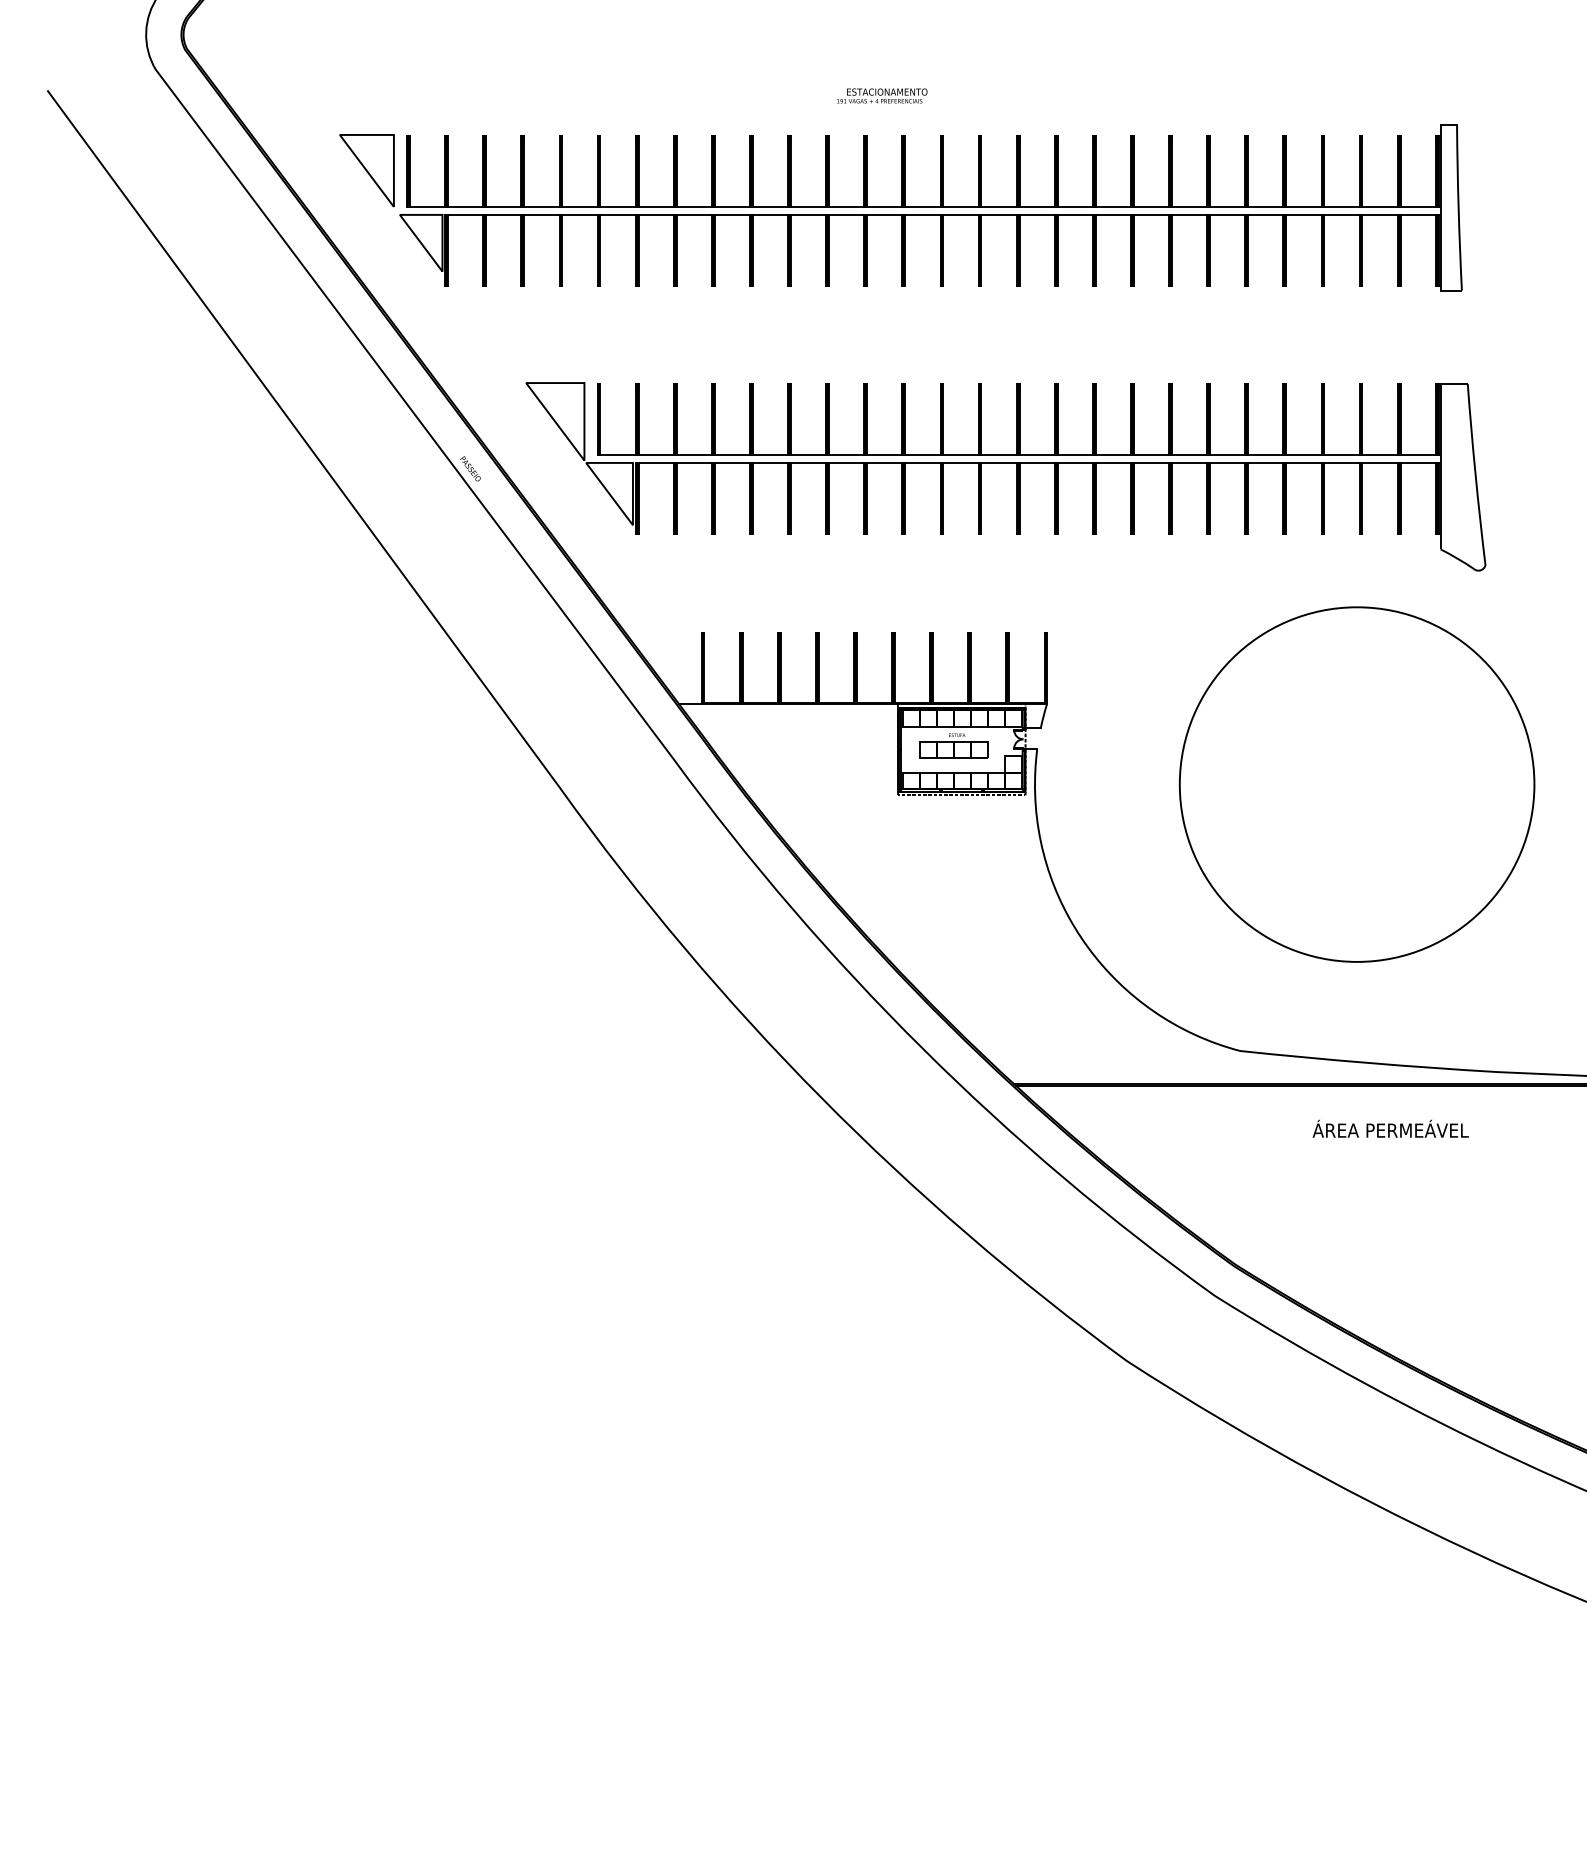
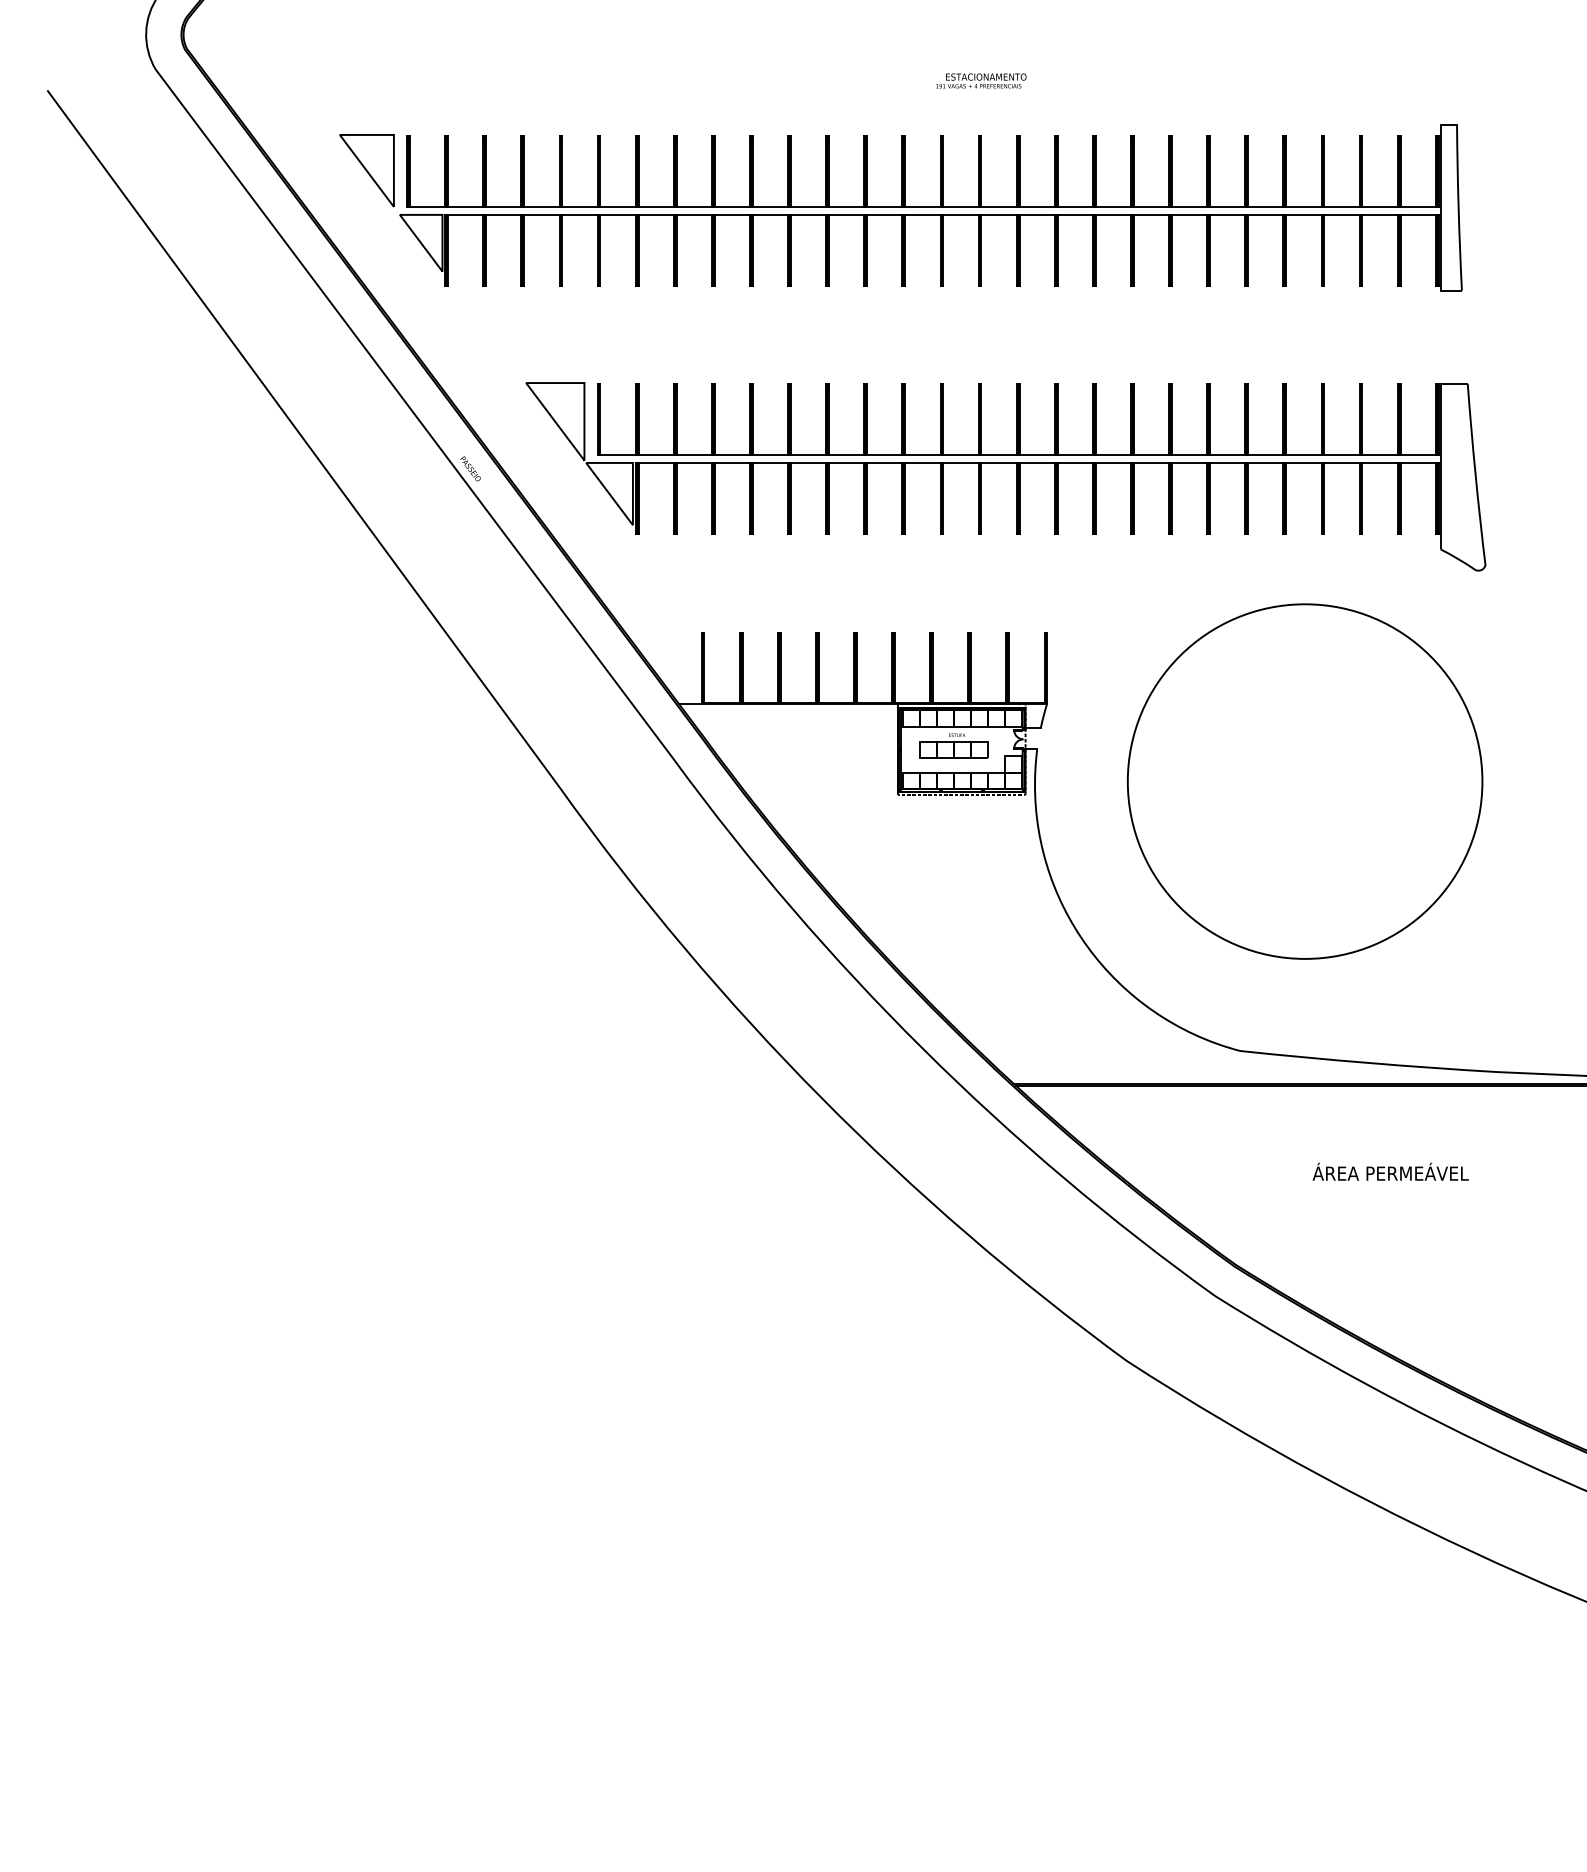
text position: (882, 95) -> (981, 80) (981, 80)
circle position: (1356, 784) -> (1304, 781) (1304, 781)
text position: (1390, 1128) -> (1390, 1171) (1390, 1171)
